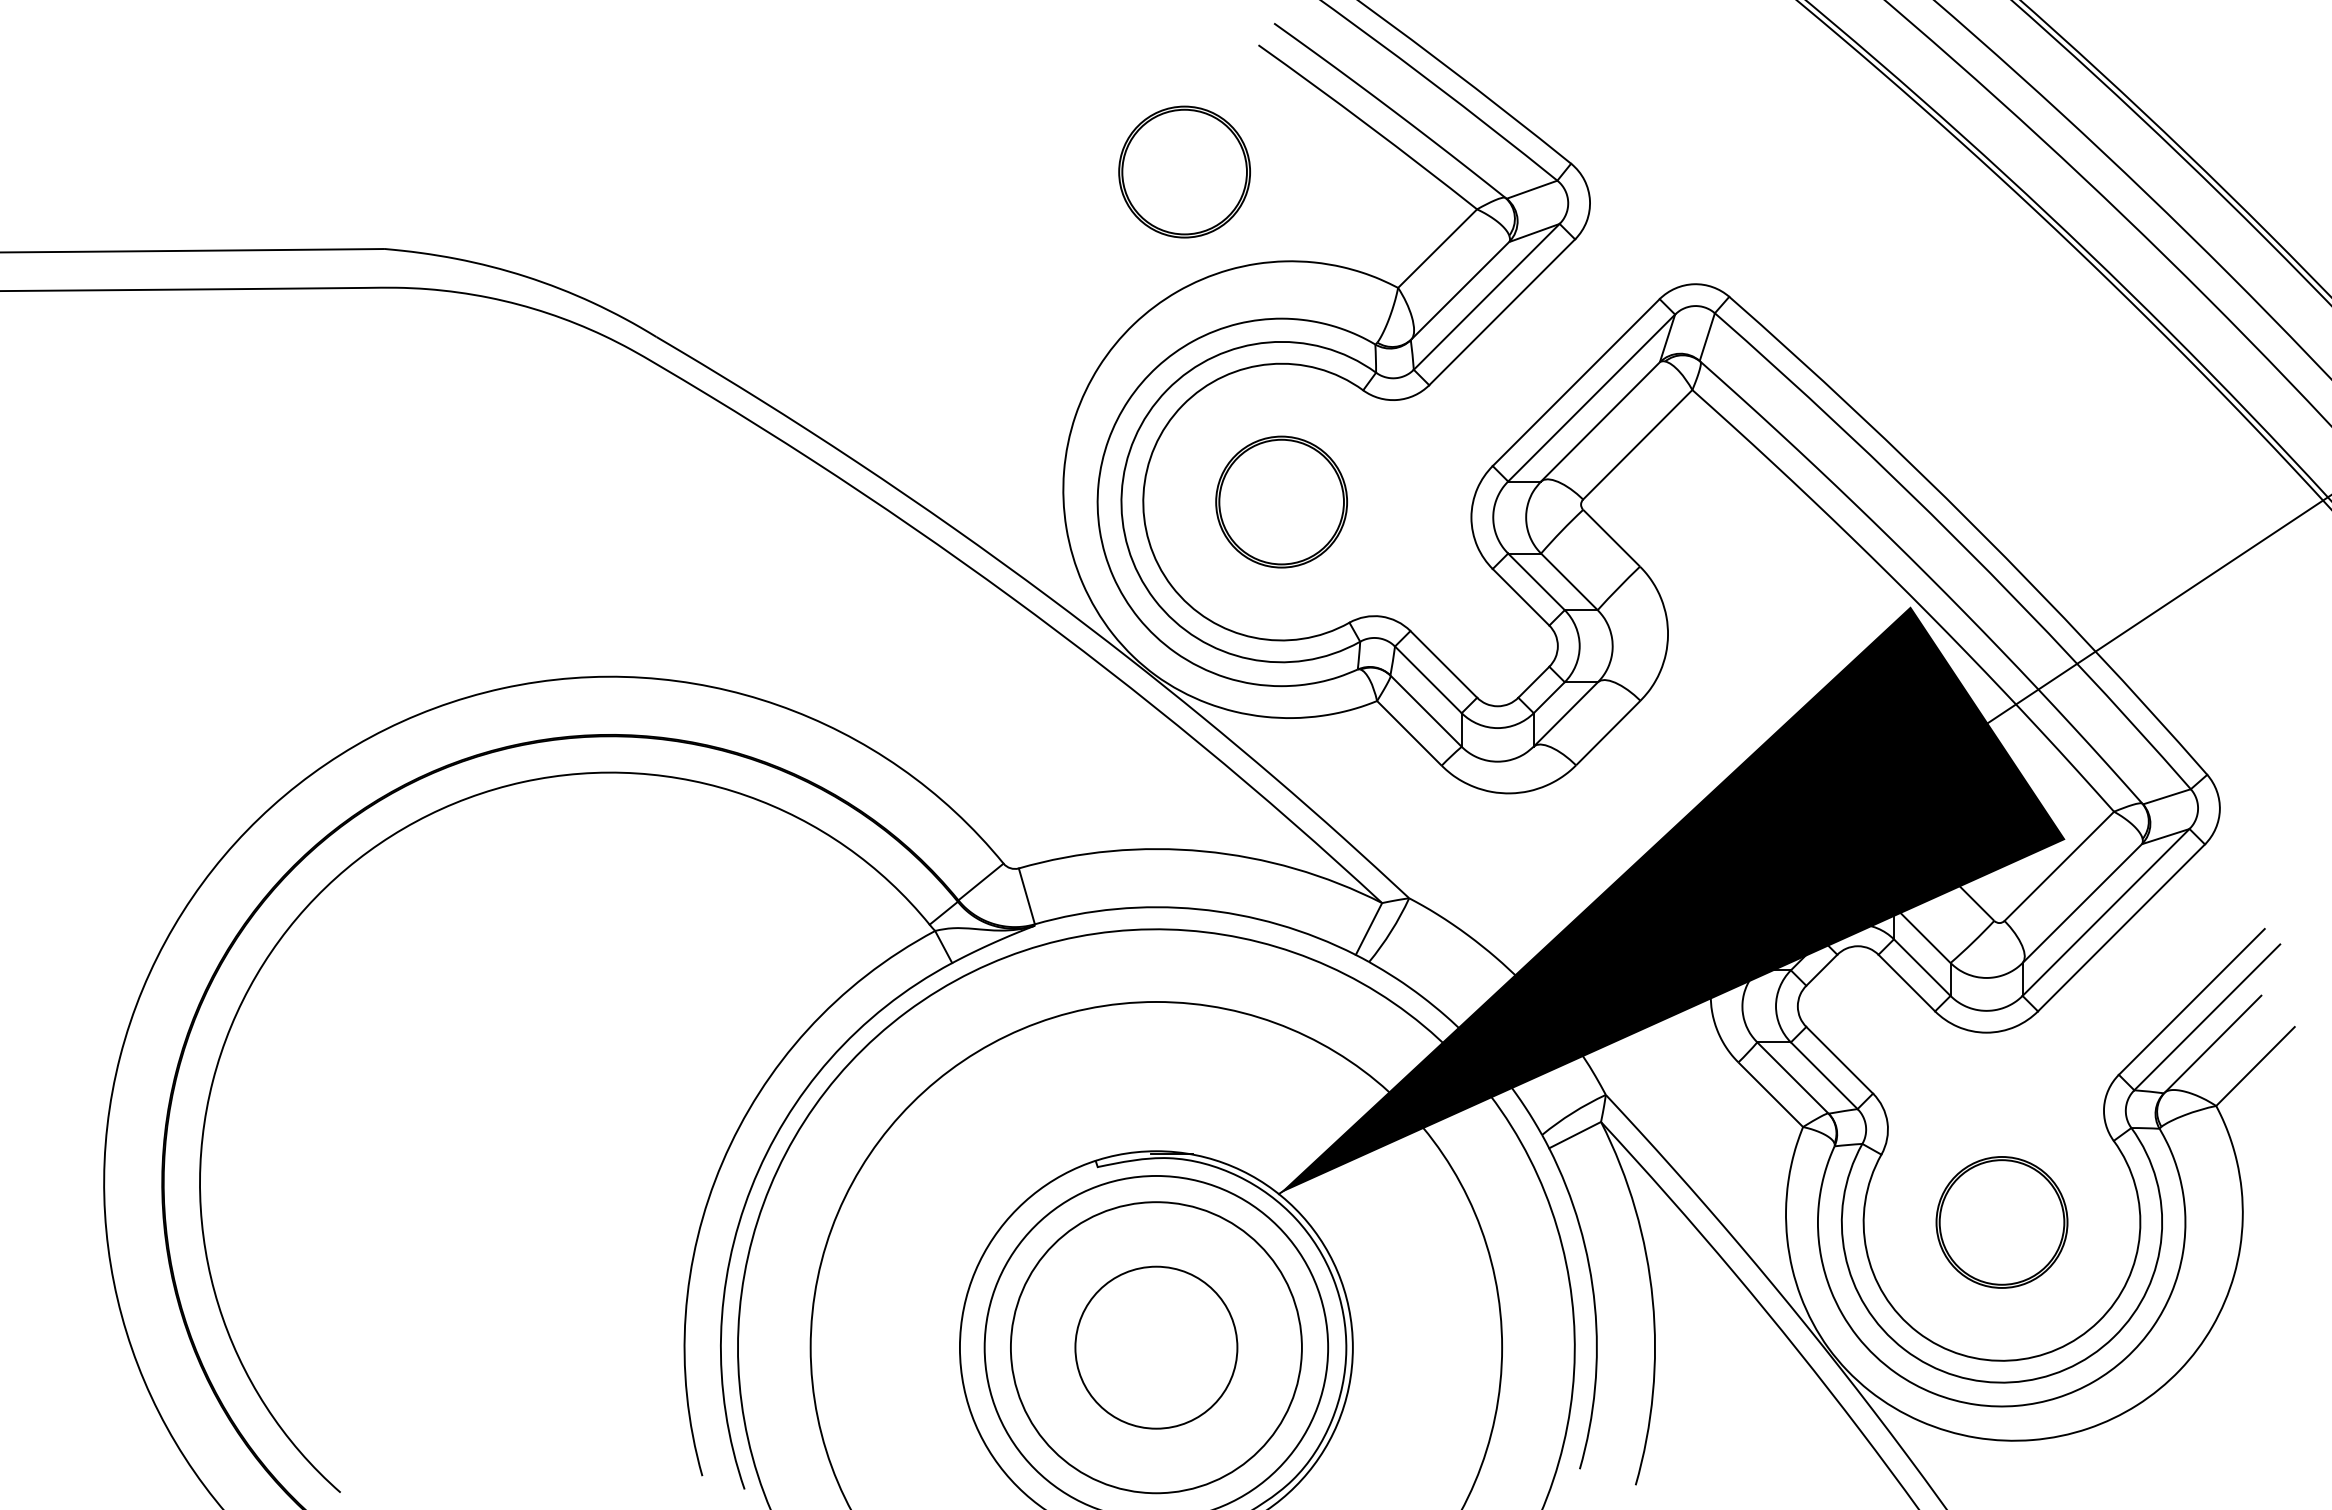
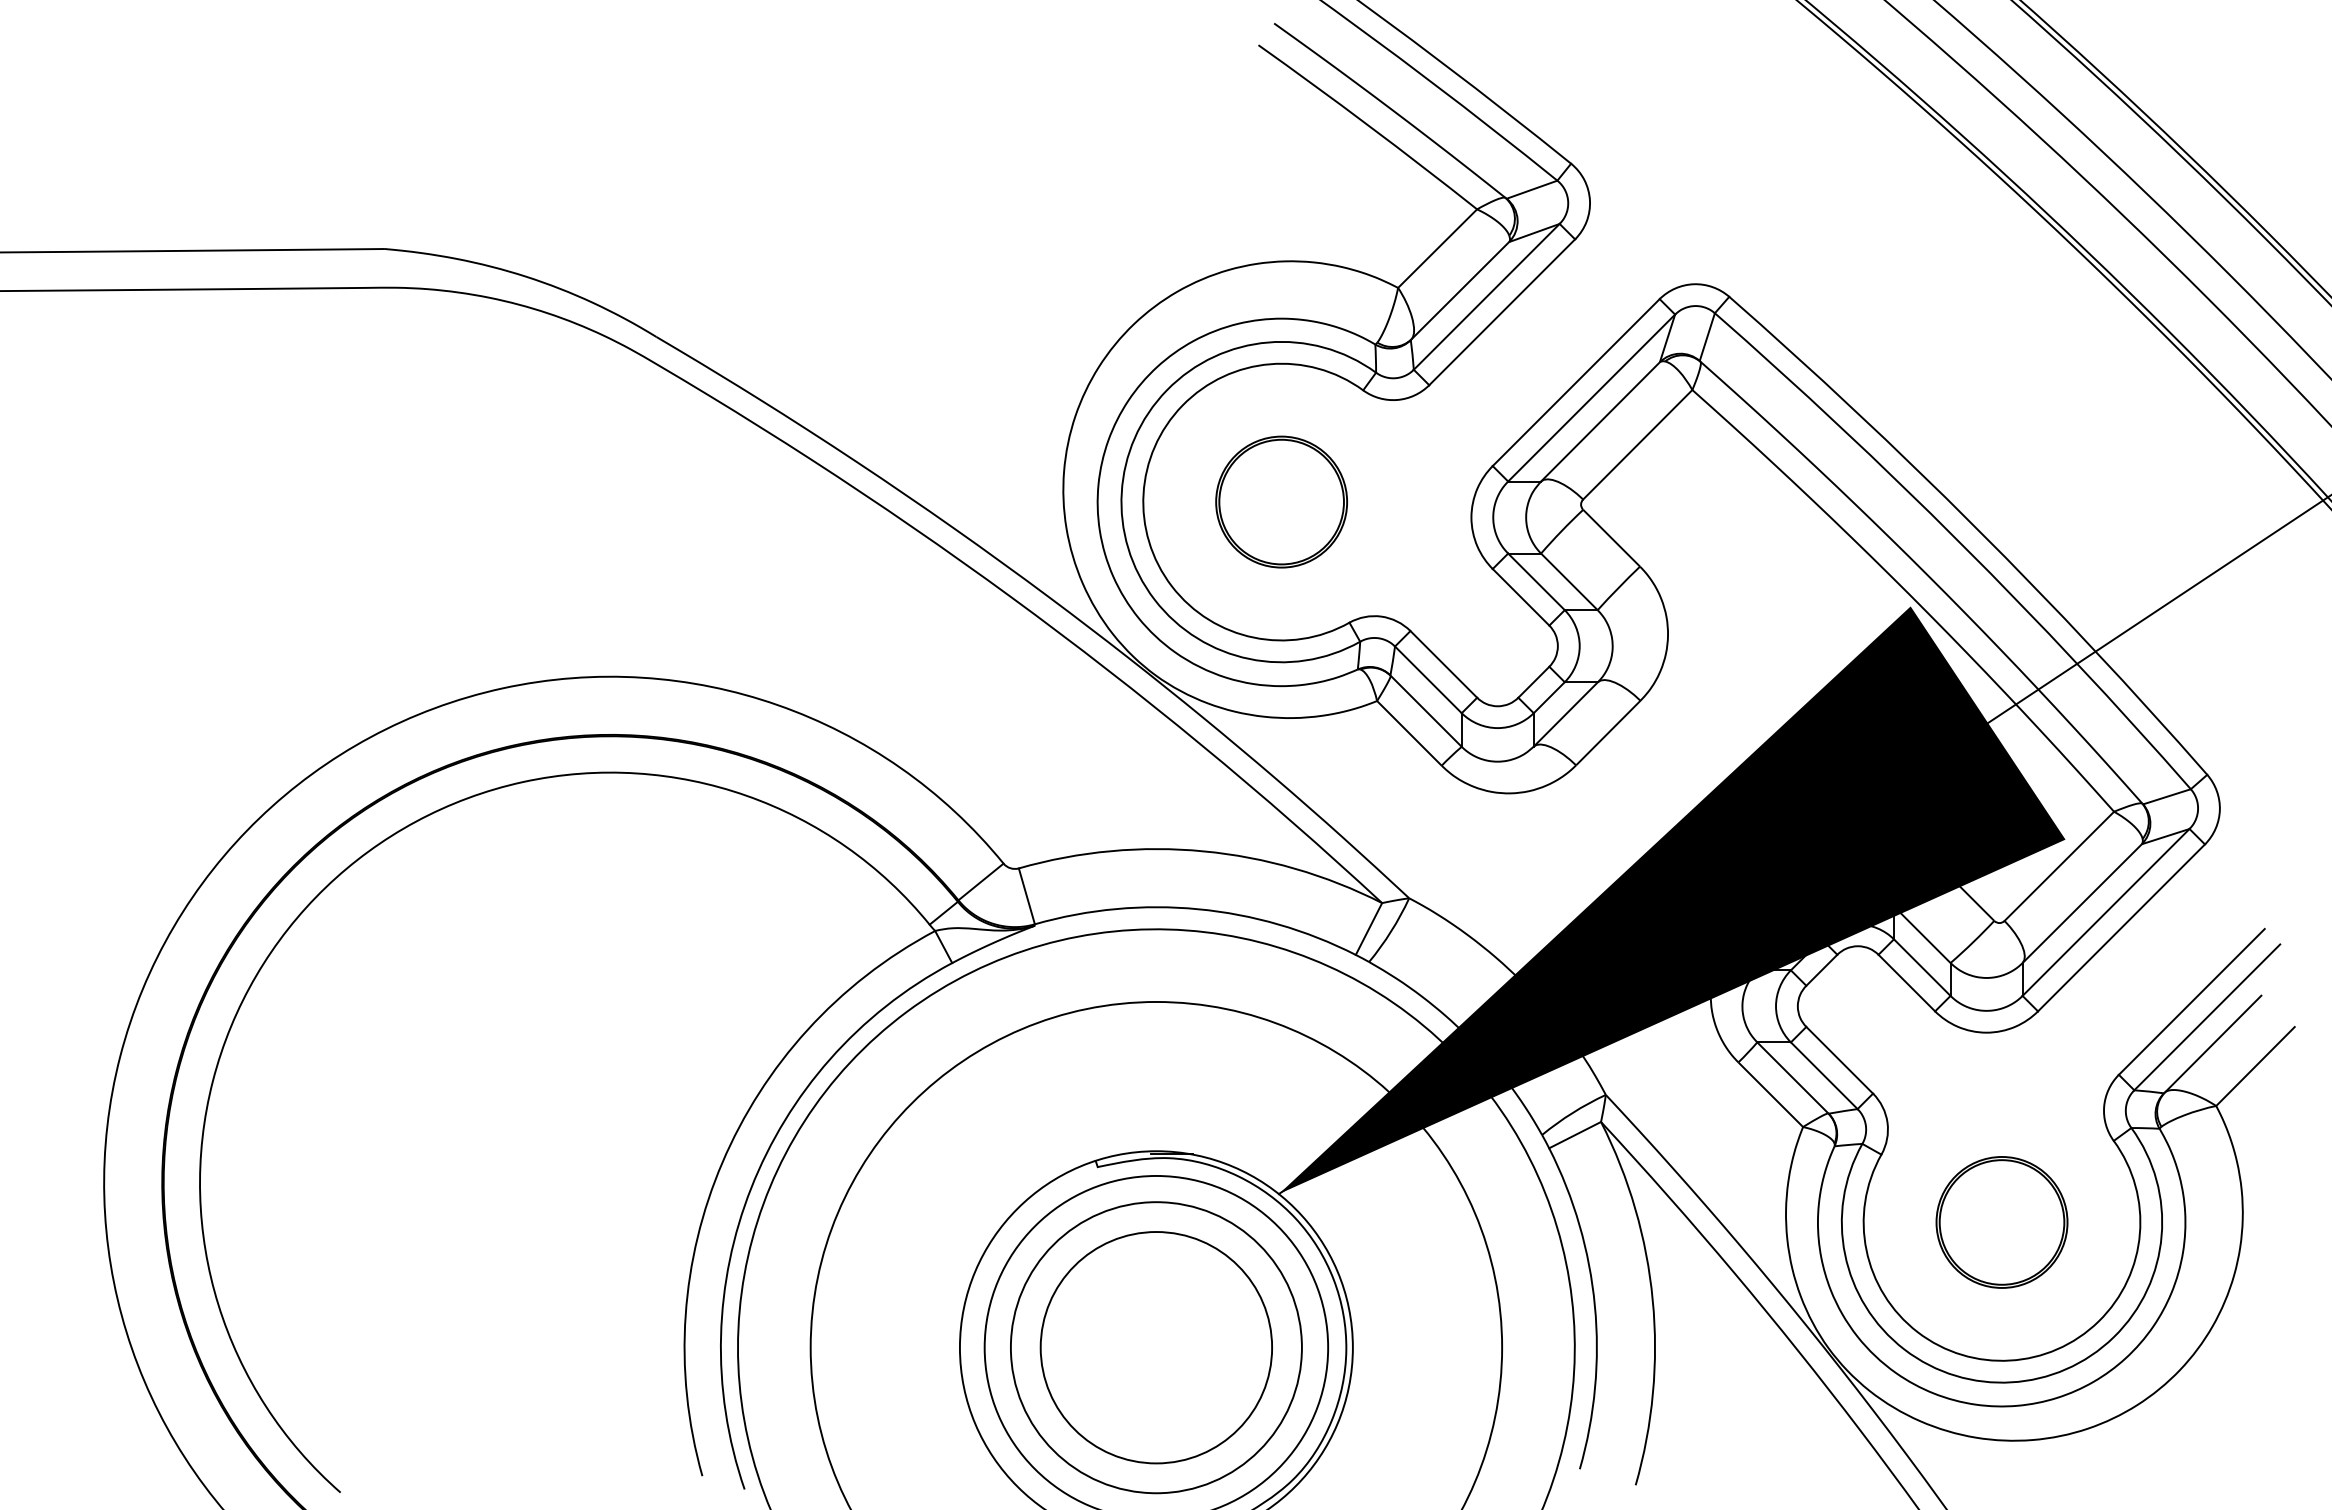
part: present -> none (1184, 171)
circle diameter: 162 px -> 231 px (1156, 1347)
